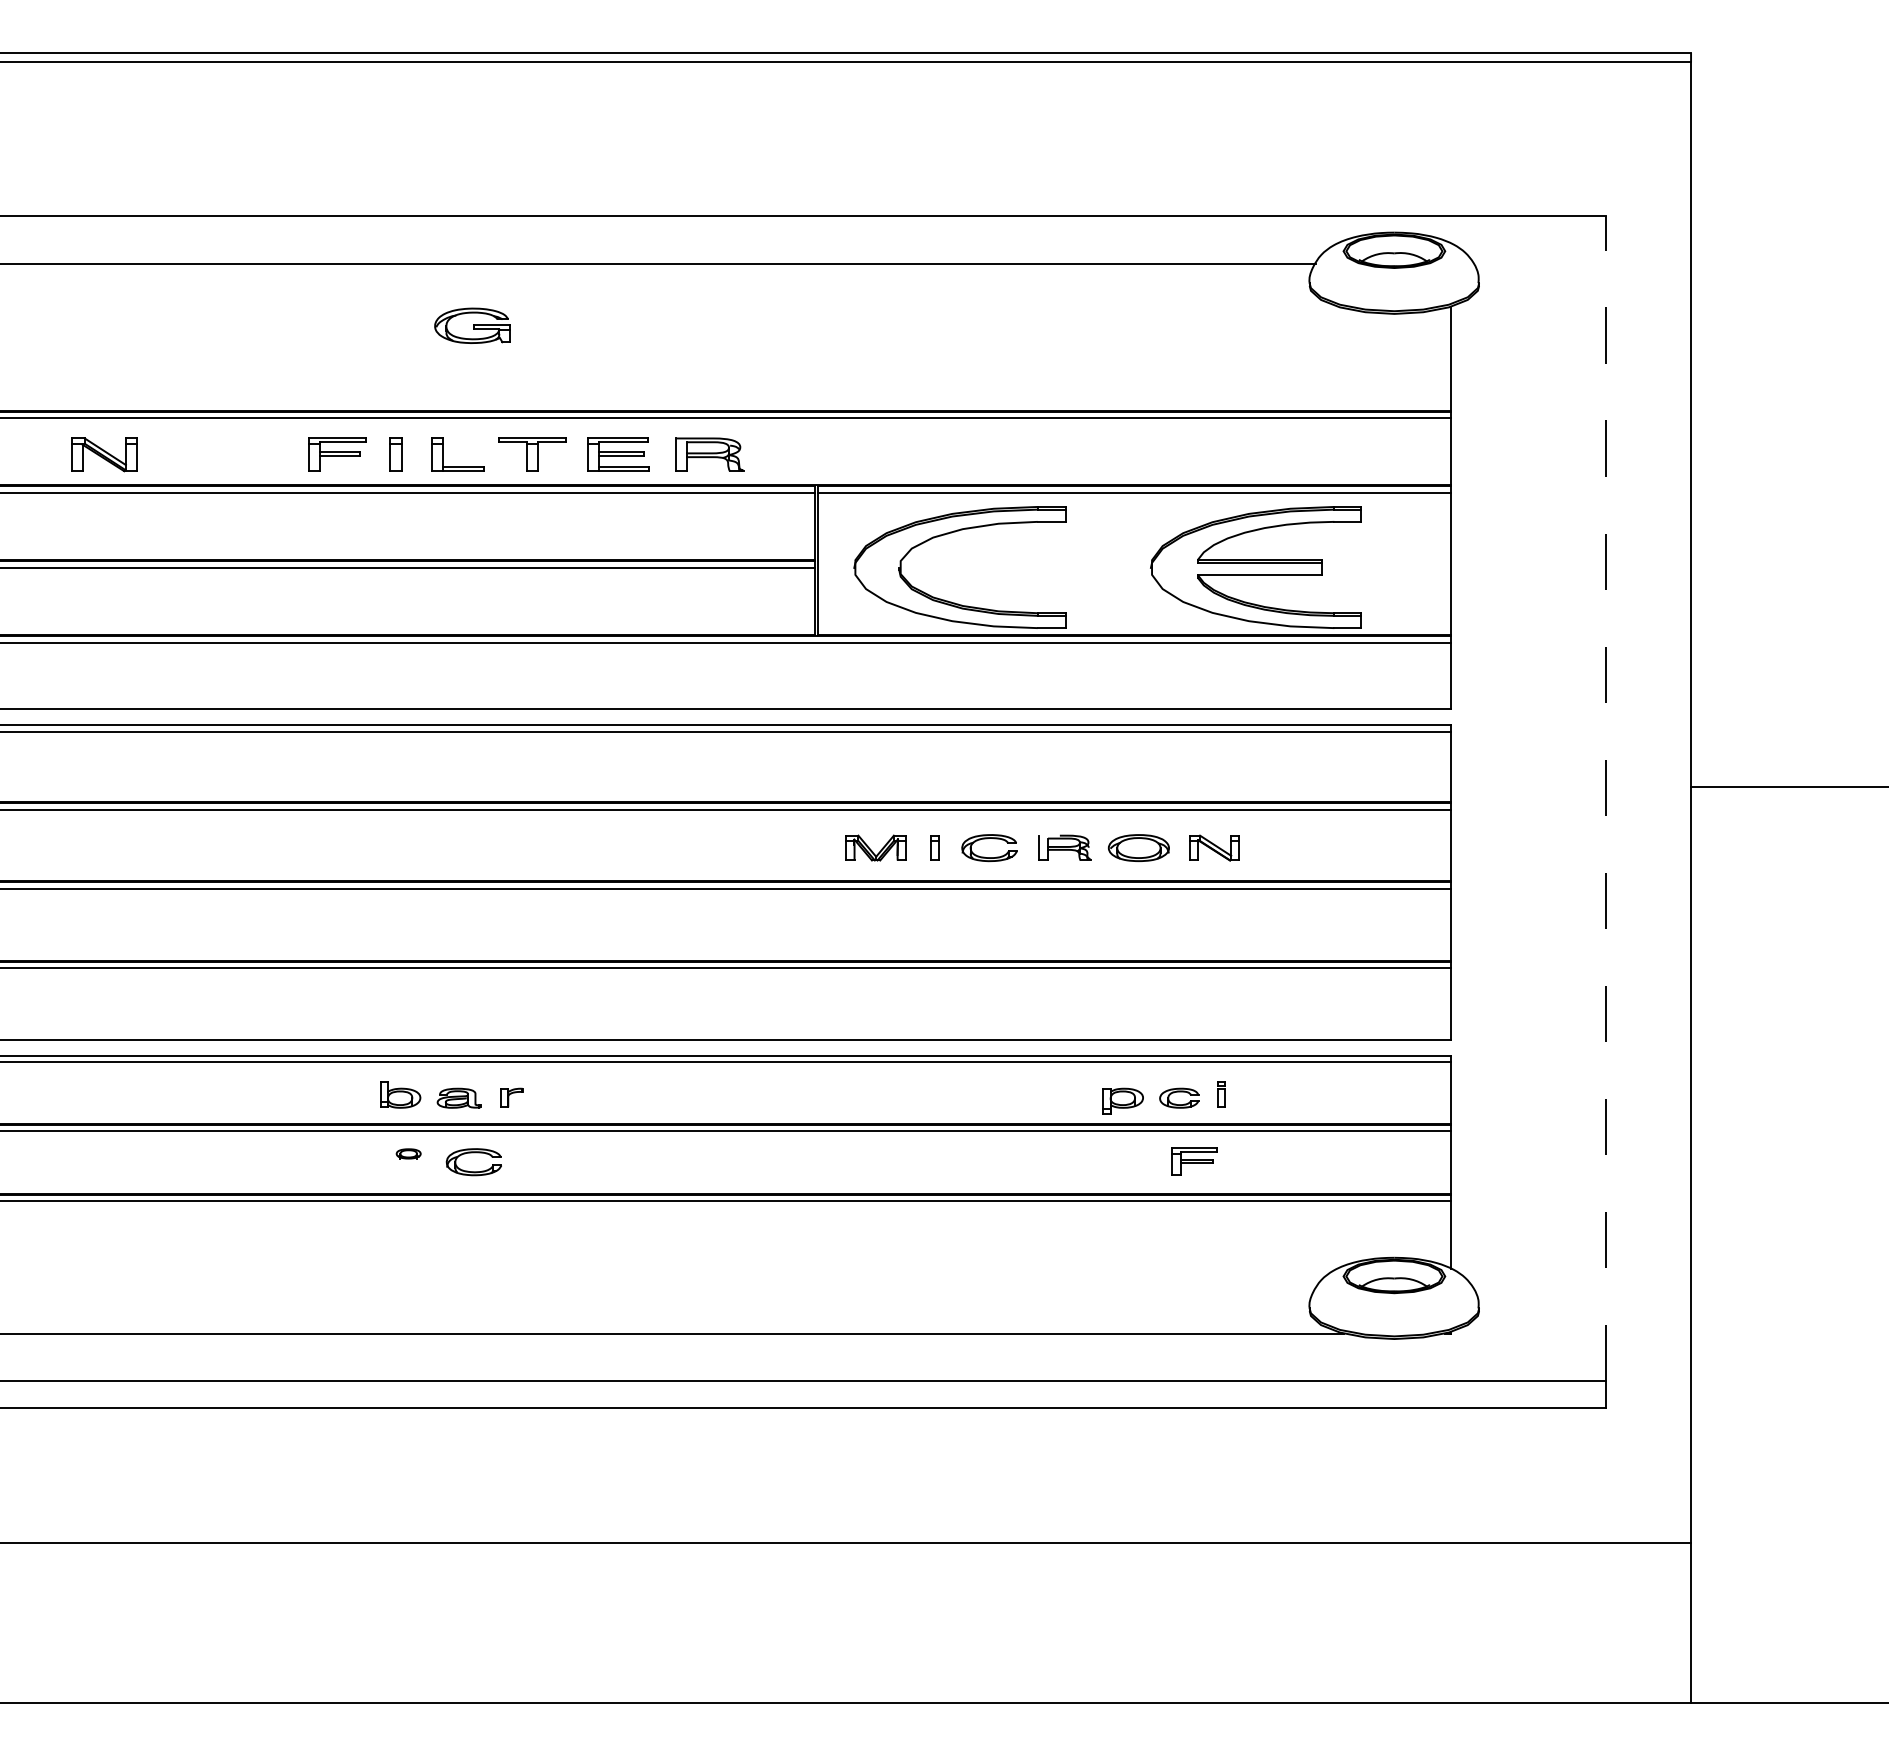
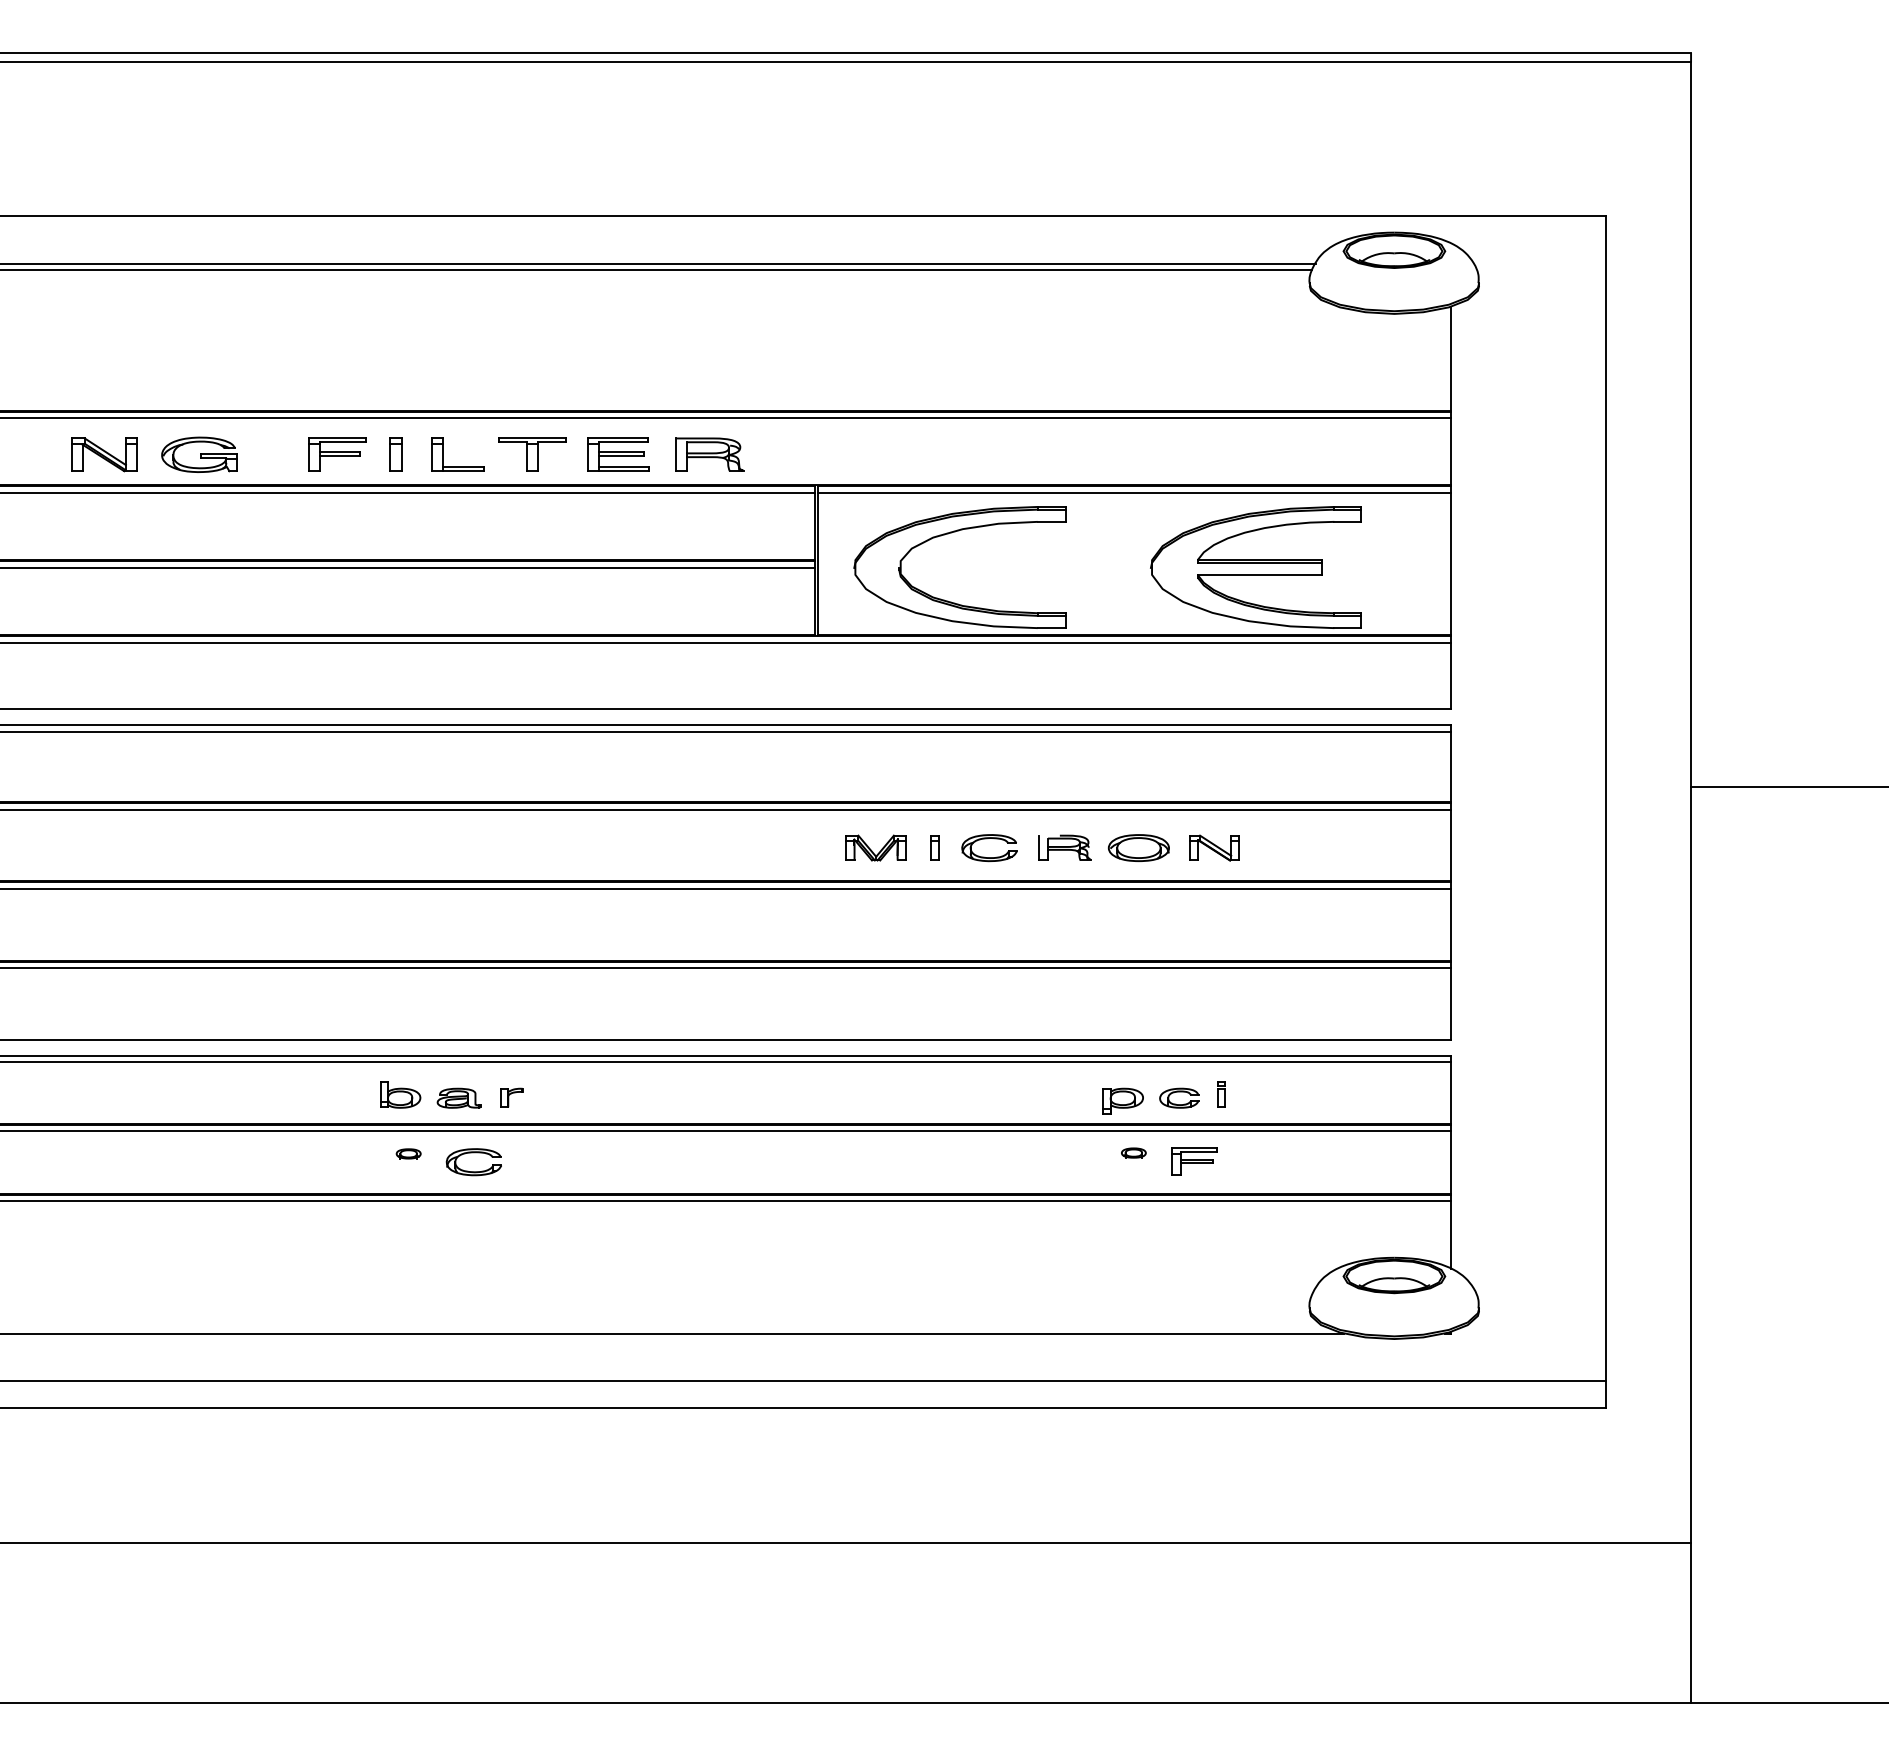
line: none -> present (657, 270)
part position: (472, 325) -> (199, 454) (199, 454)
line: dashed -> solid (1606, 798)
part: none -> present (1133, 1152)
